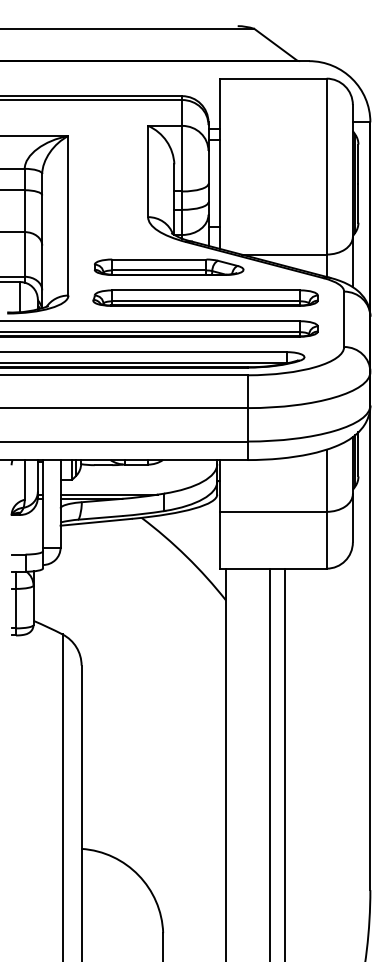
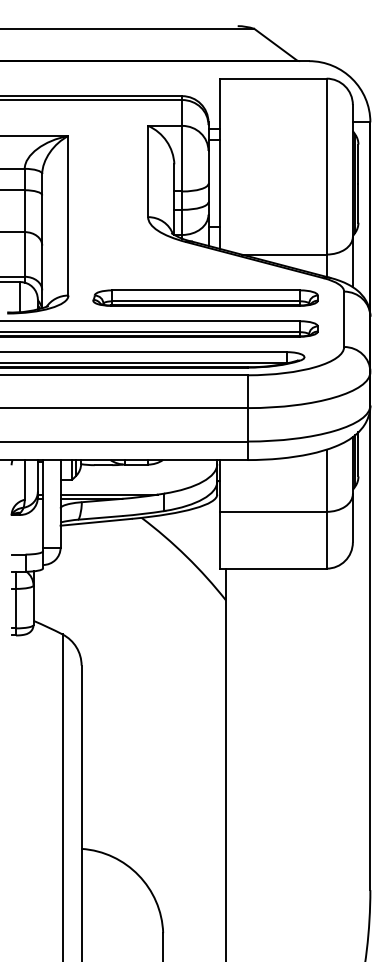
part: present -> none (169, 266)
line: present -> none (269, 763)
line: present -> none (284, 763)
